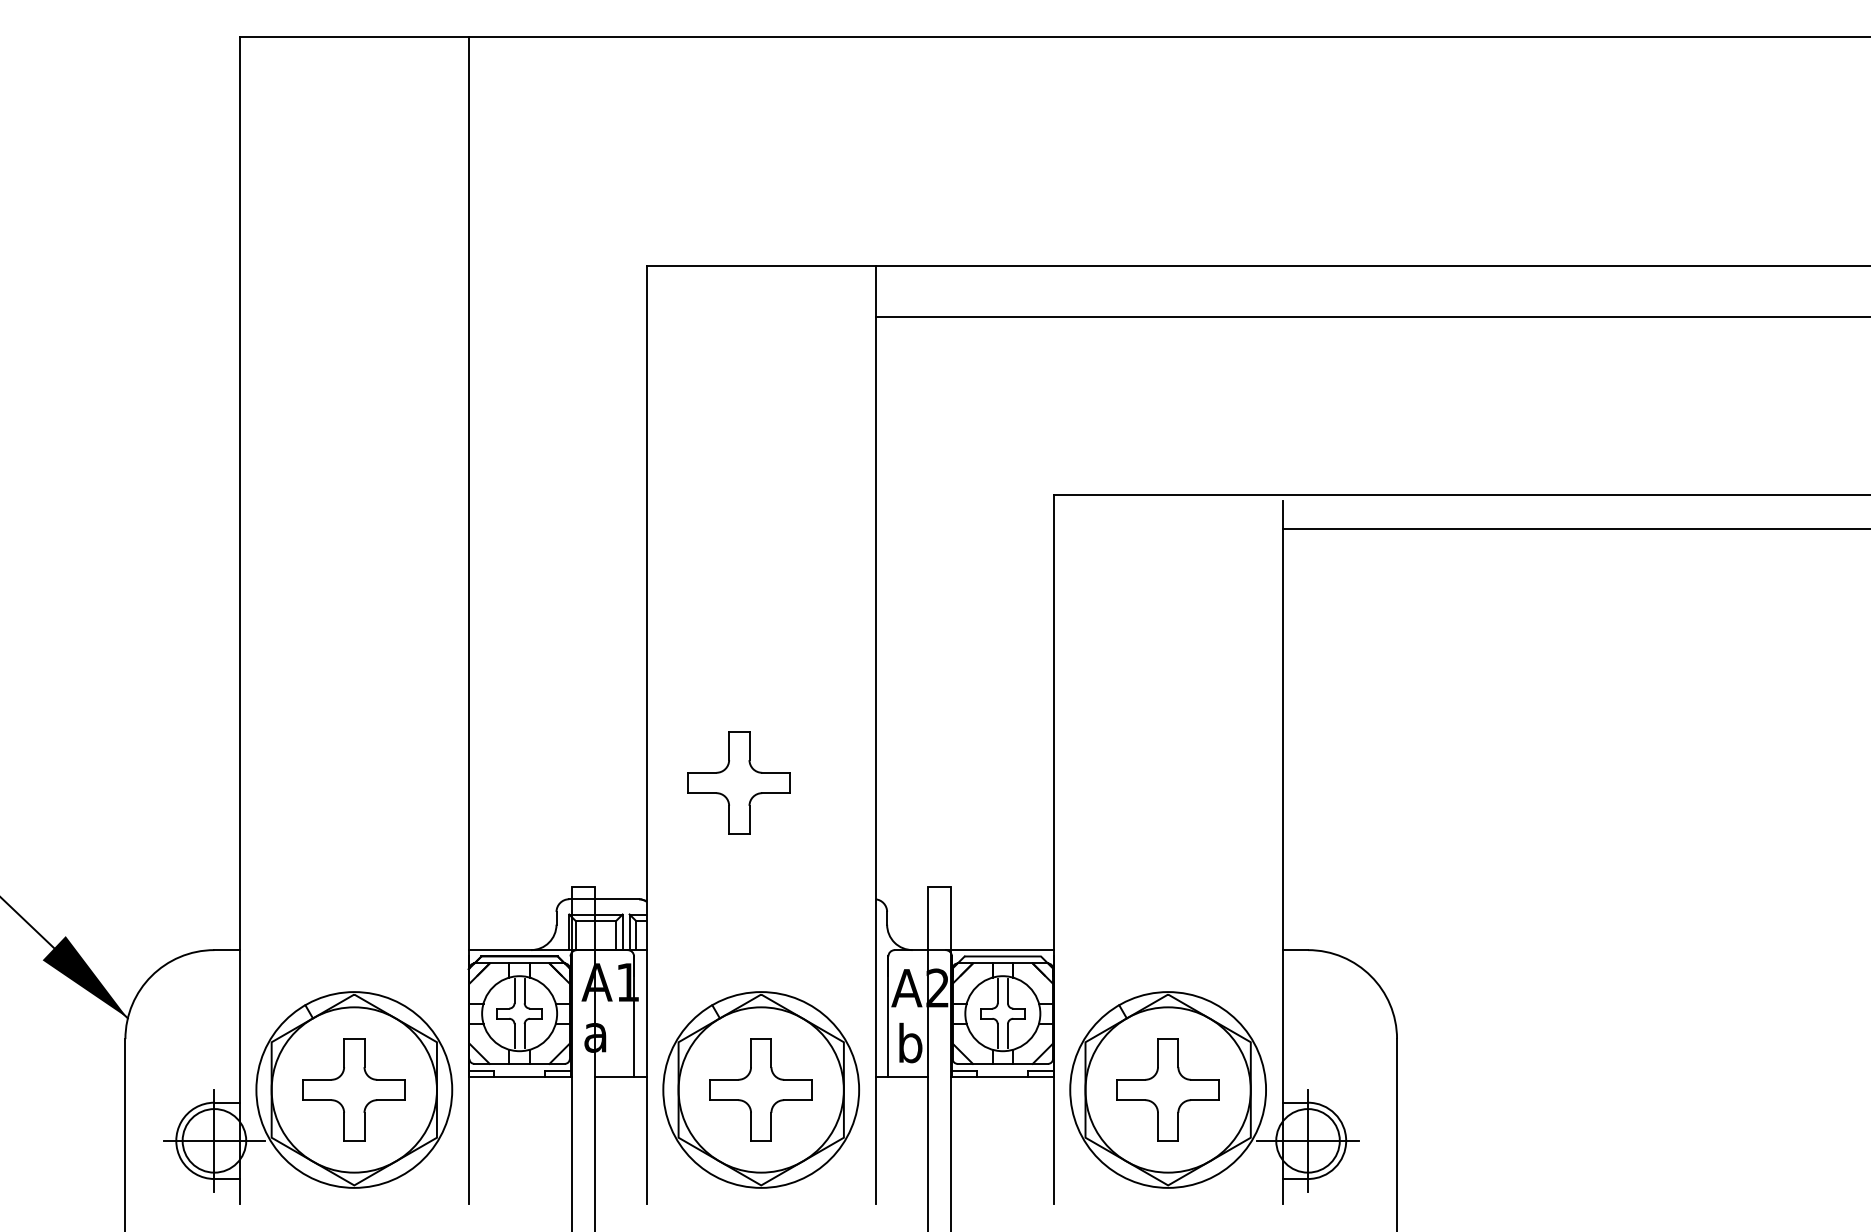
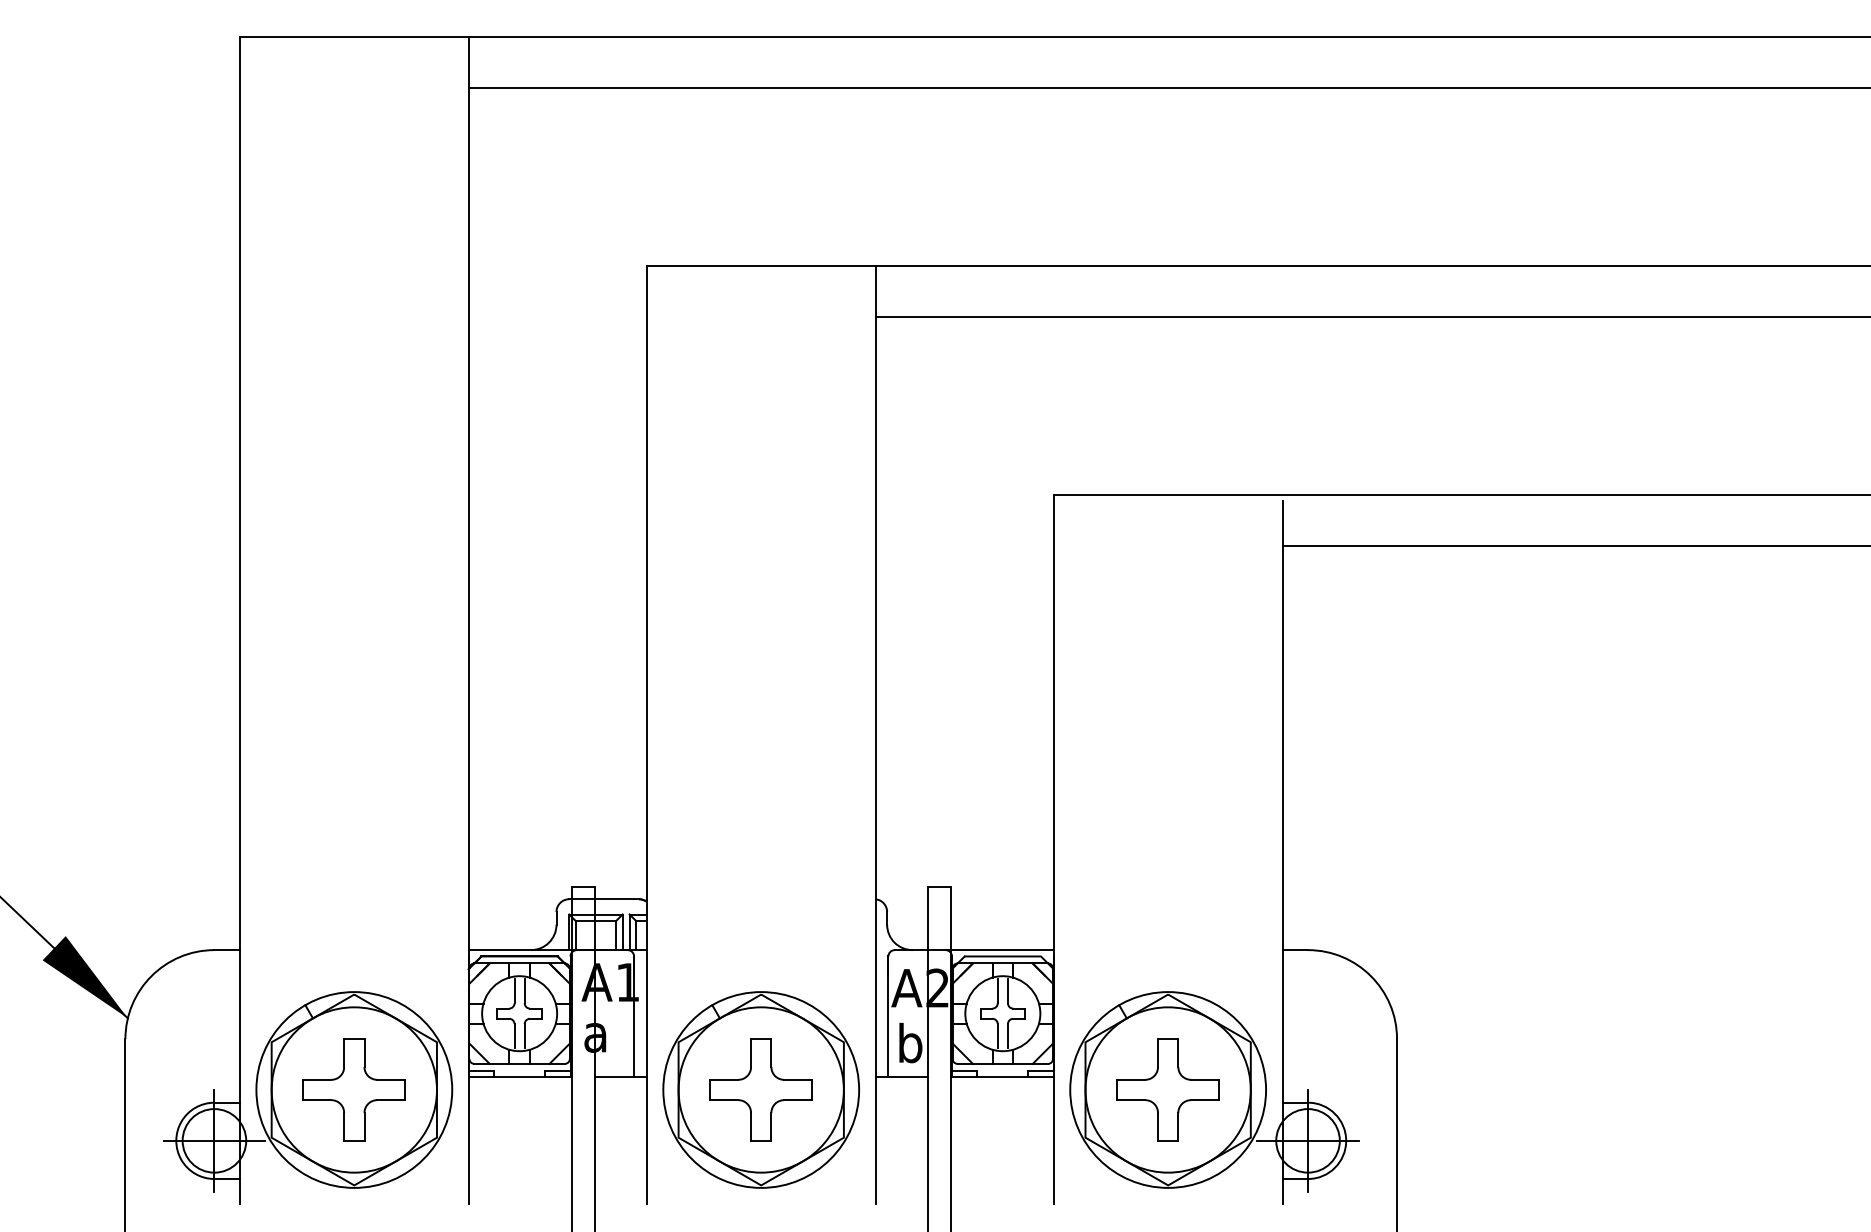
line: none -> present (1167, 87)
line position: (1574, 528) -> (1574, 545) (1574, 545)
part: present -> none (738, 782)
